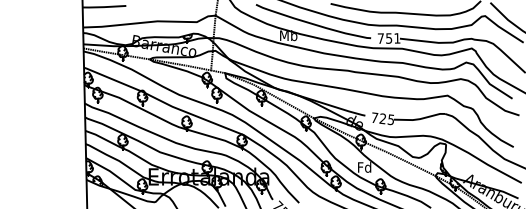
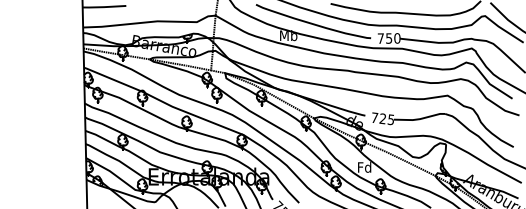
text: 751 -> 750 (397, 38)
